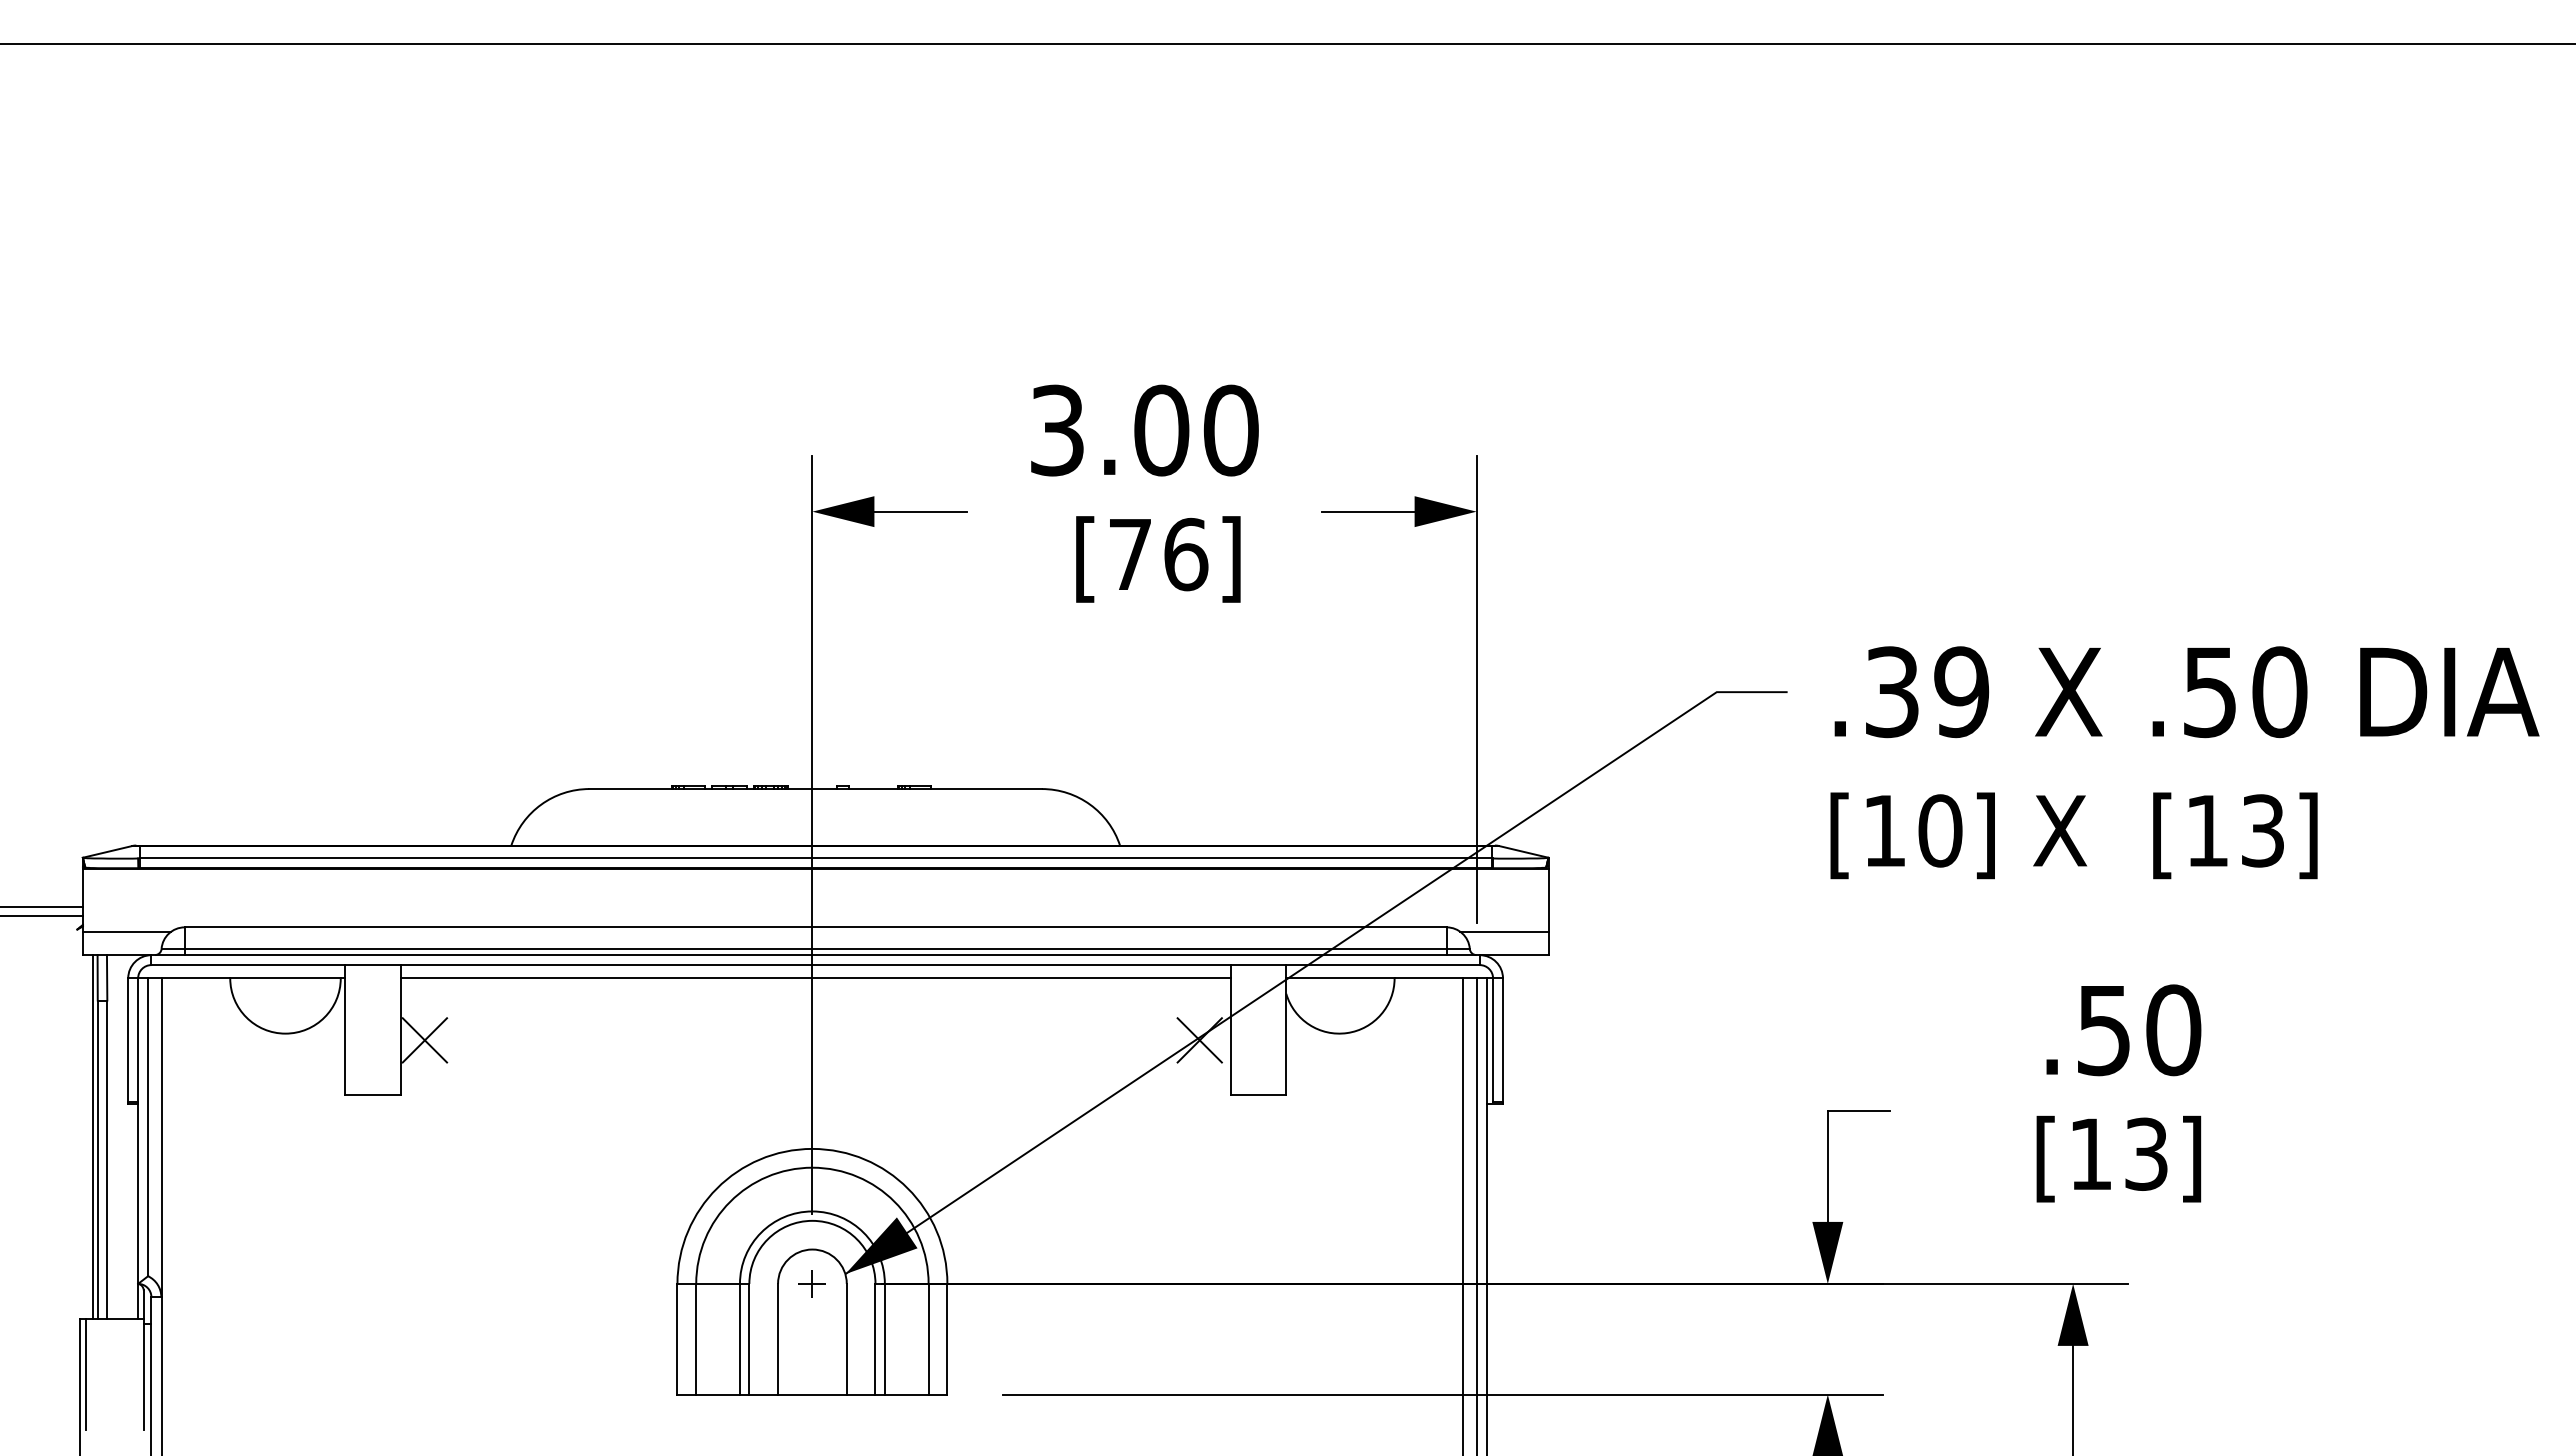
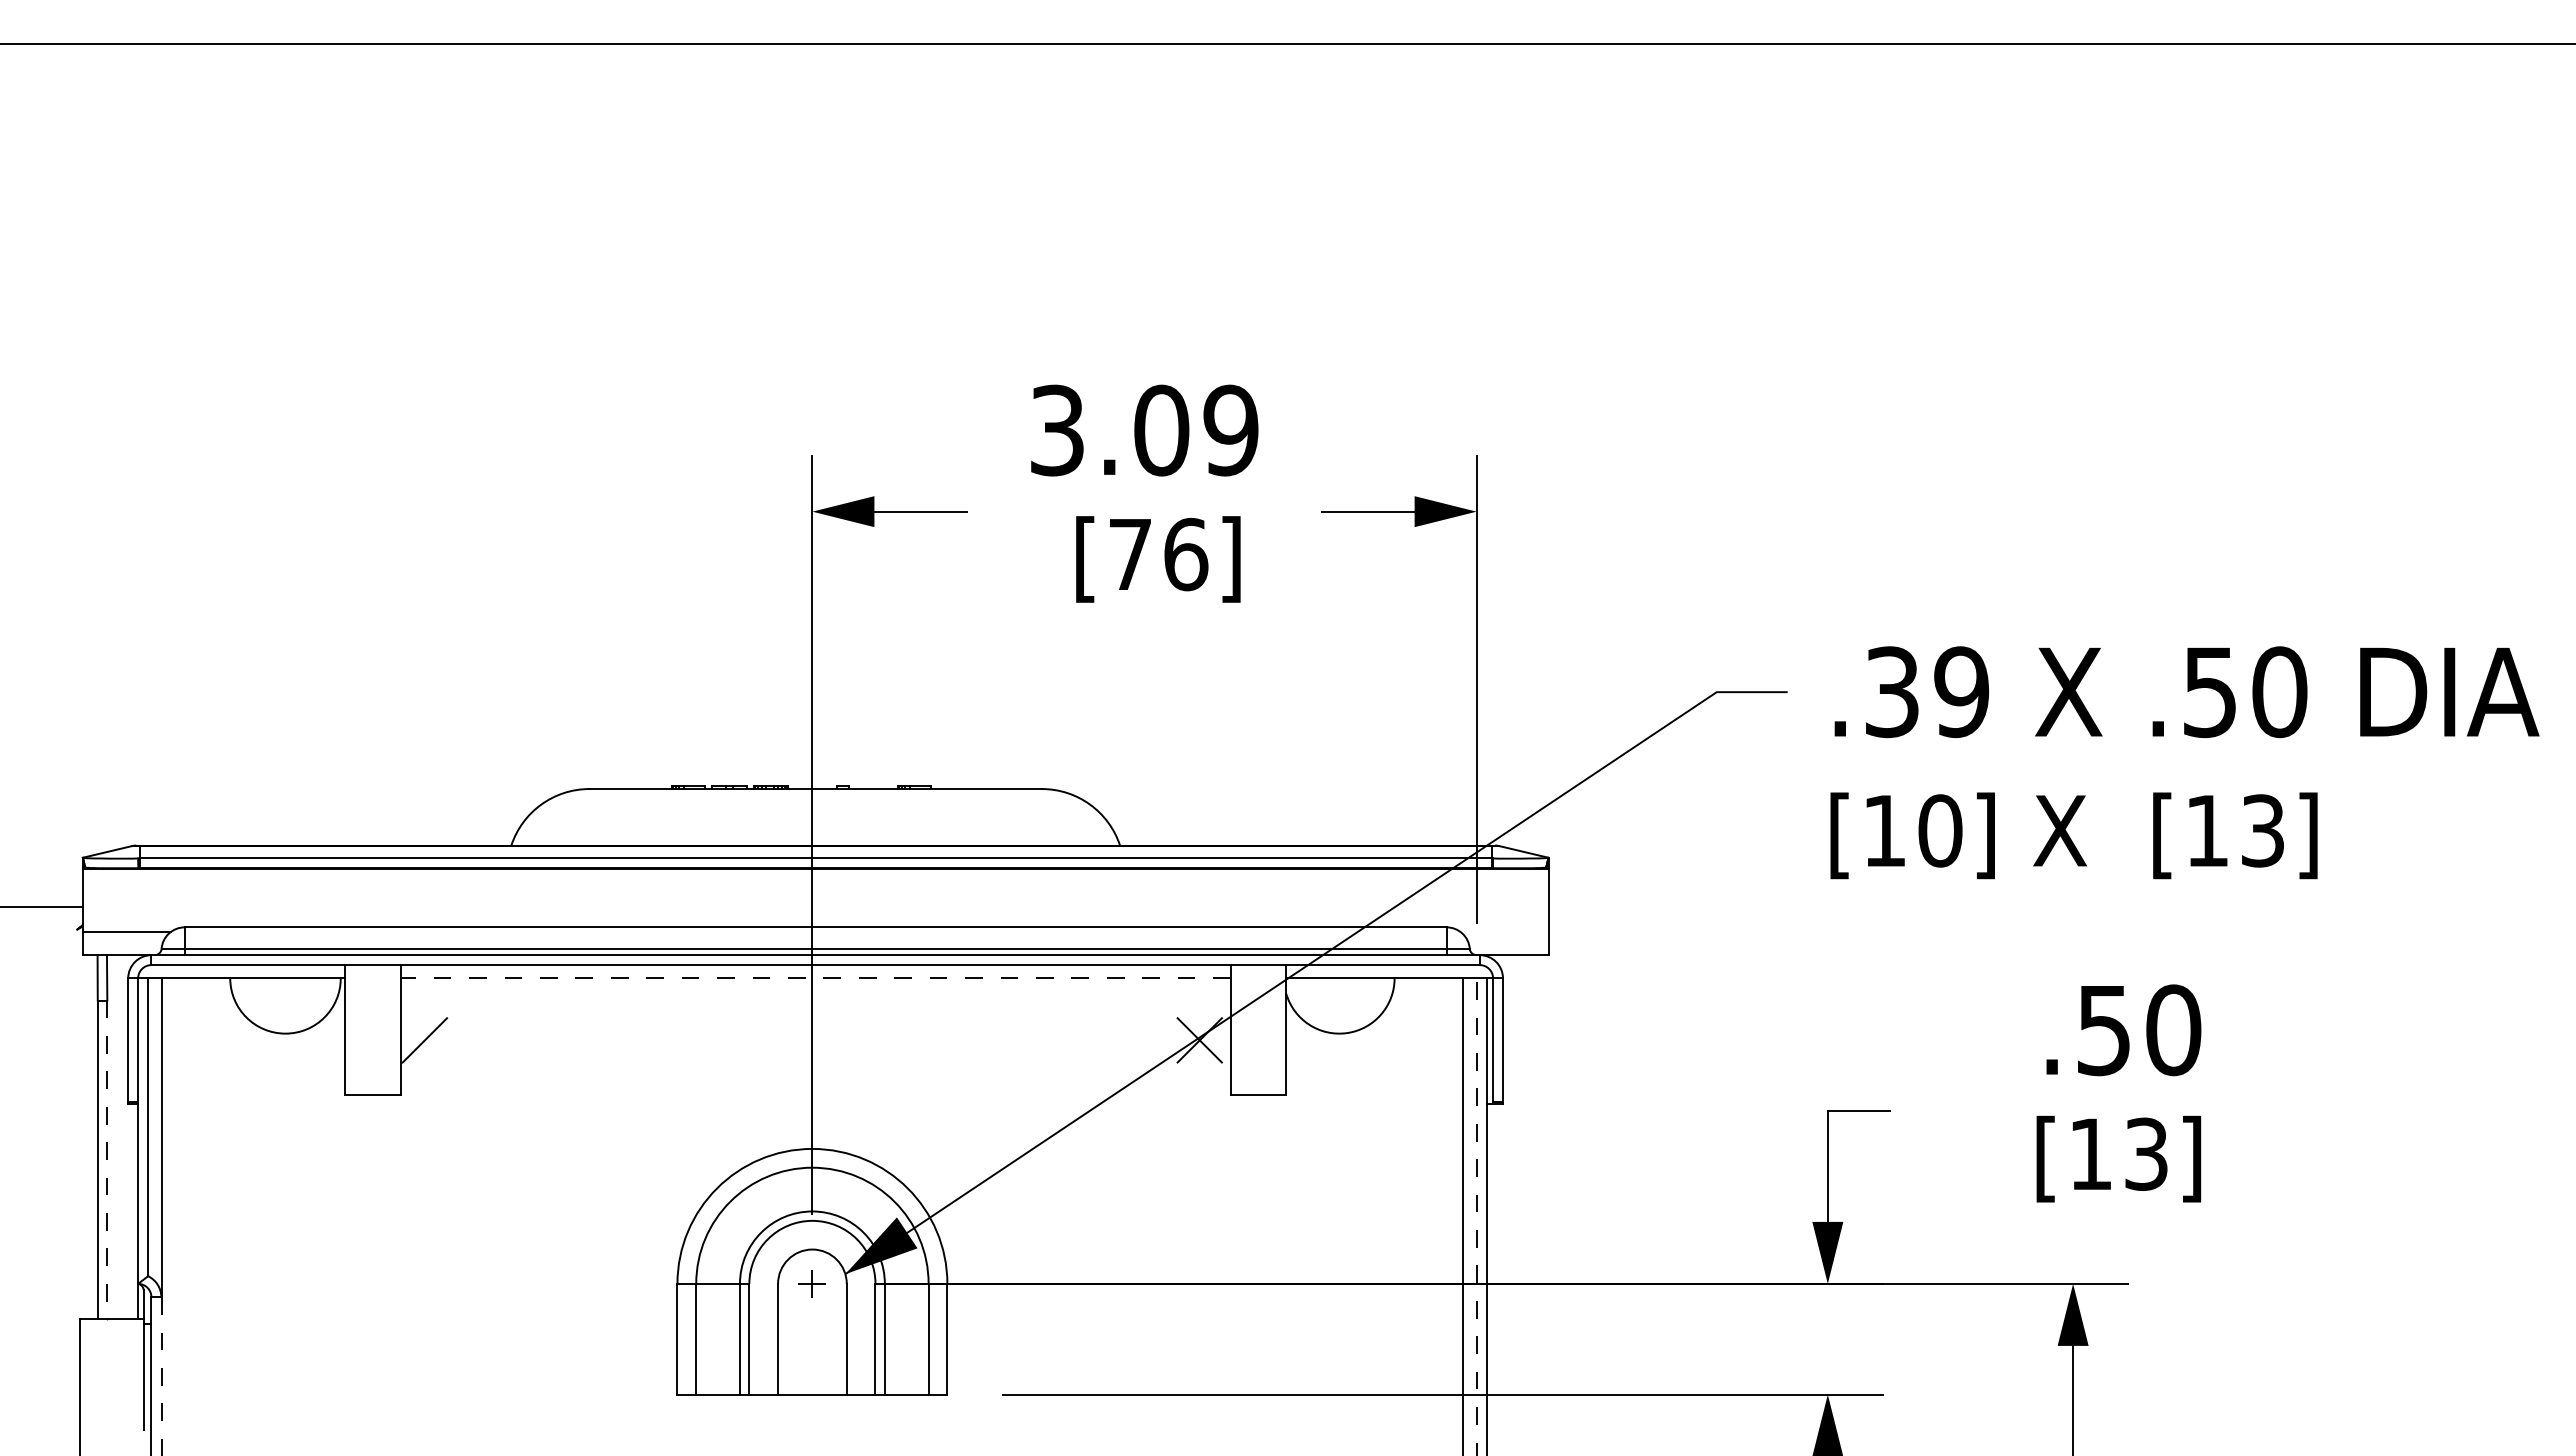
text: 3.00 -> 3.09 (1230, 430)
line: present -> none (42, 916)
line: present -> none (1504, 931)
line: solid -> dashed (815, 978)
line: present -> none (424, 1040)
line: present -> none (93, 1137)
line: solid -> dashed (107, 1160)
line: solid -> dashed (1476, 1216)
line: present -> none (86, 1374)
line: solid -> dashed (161, 1376)
